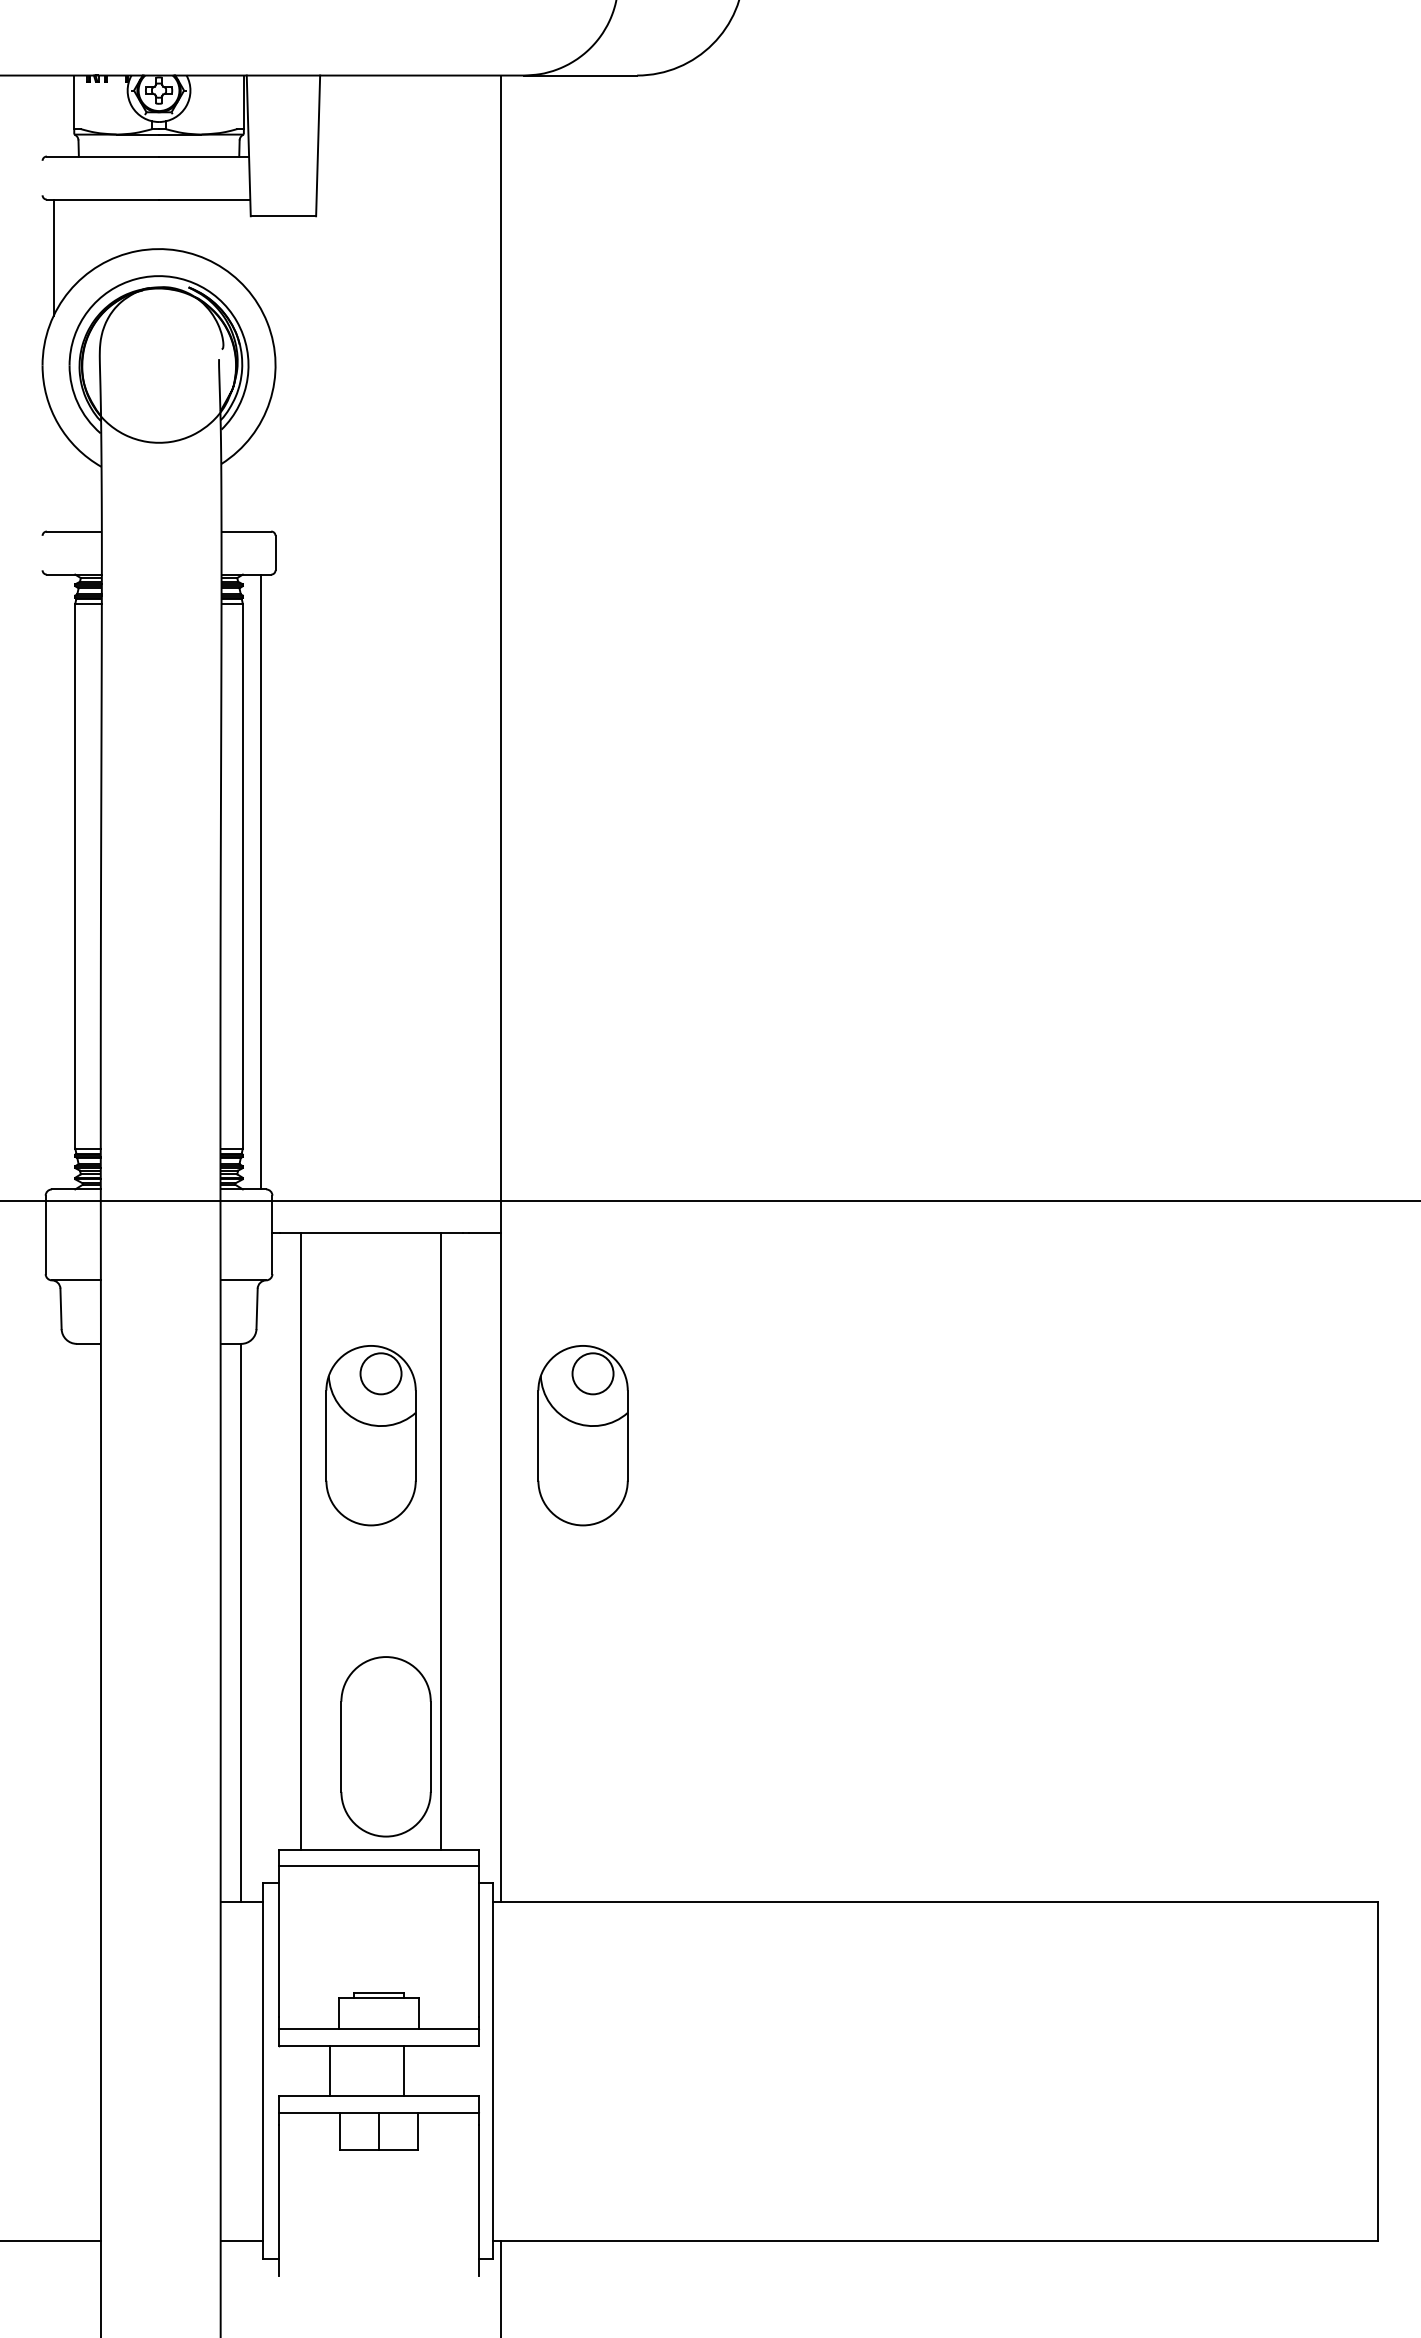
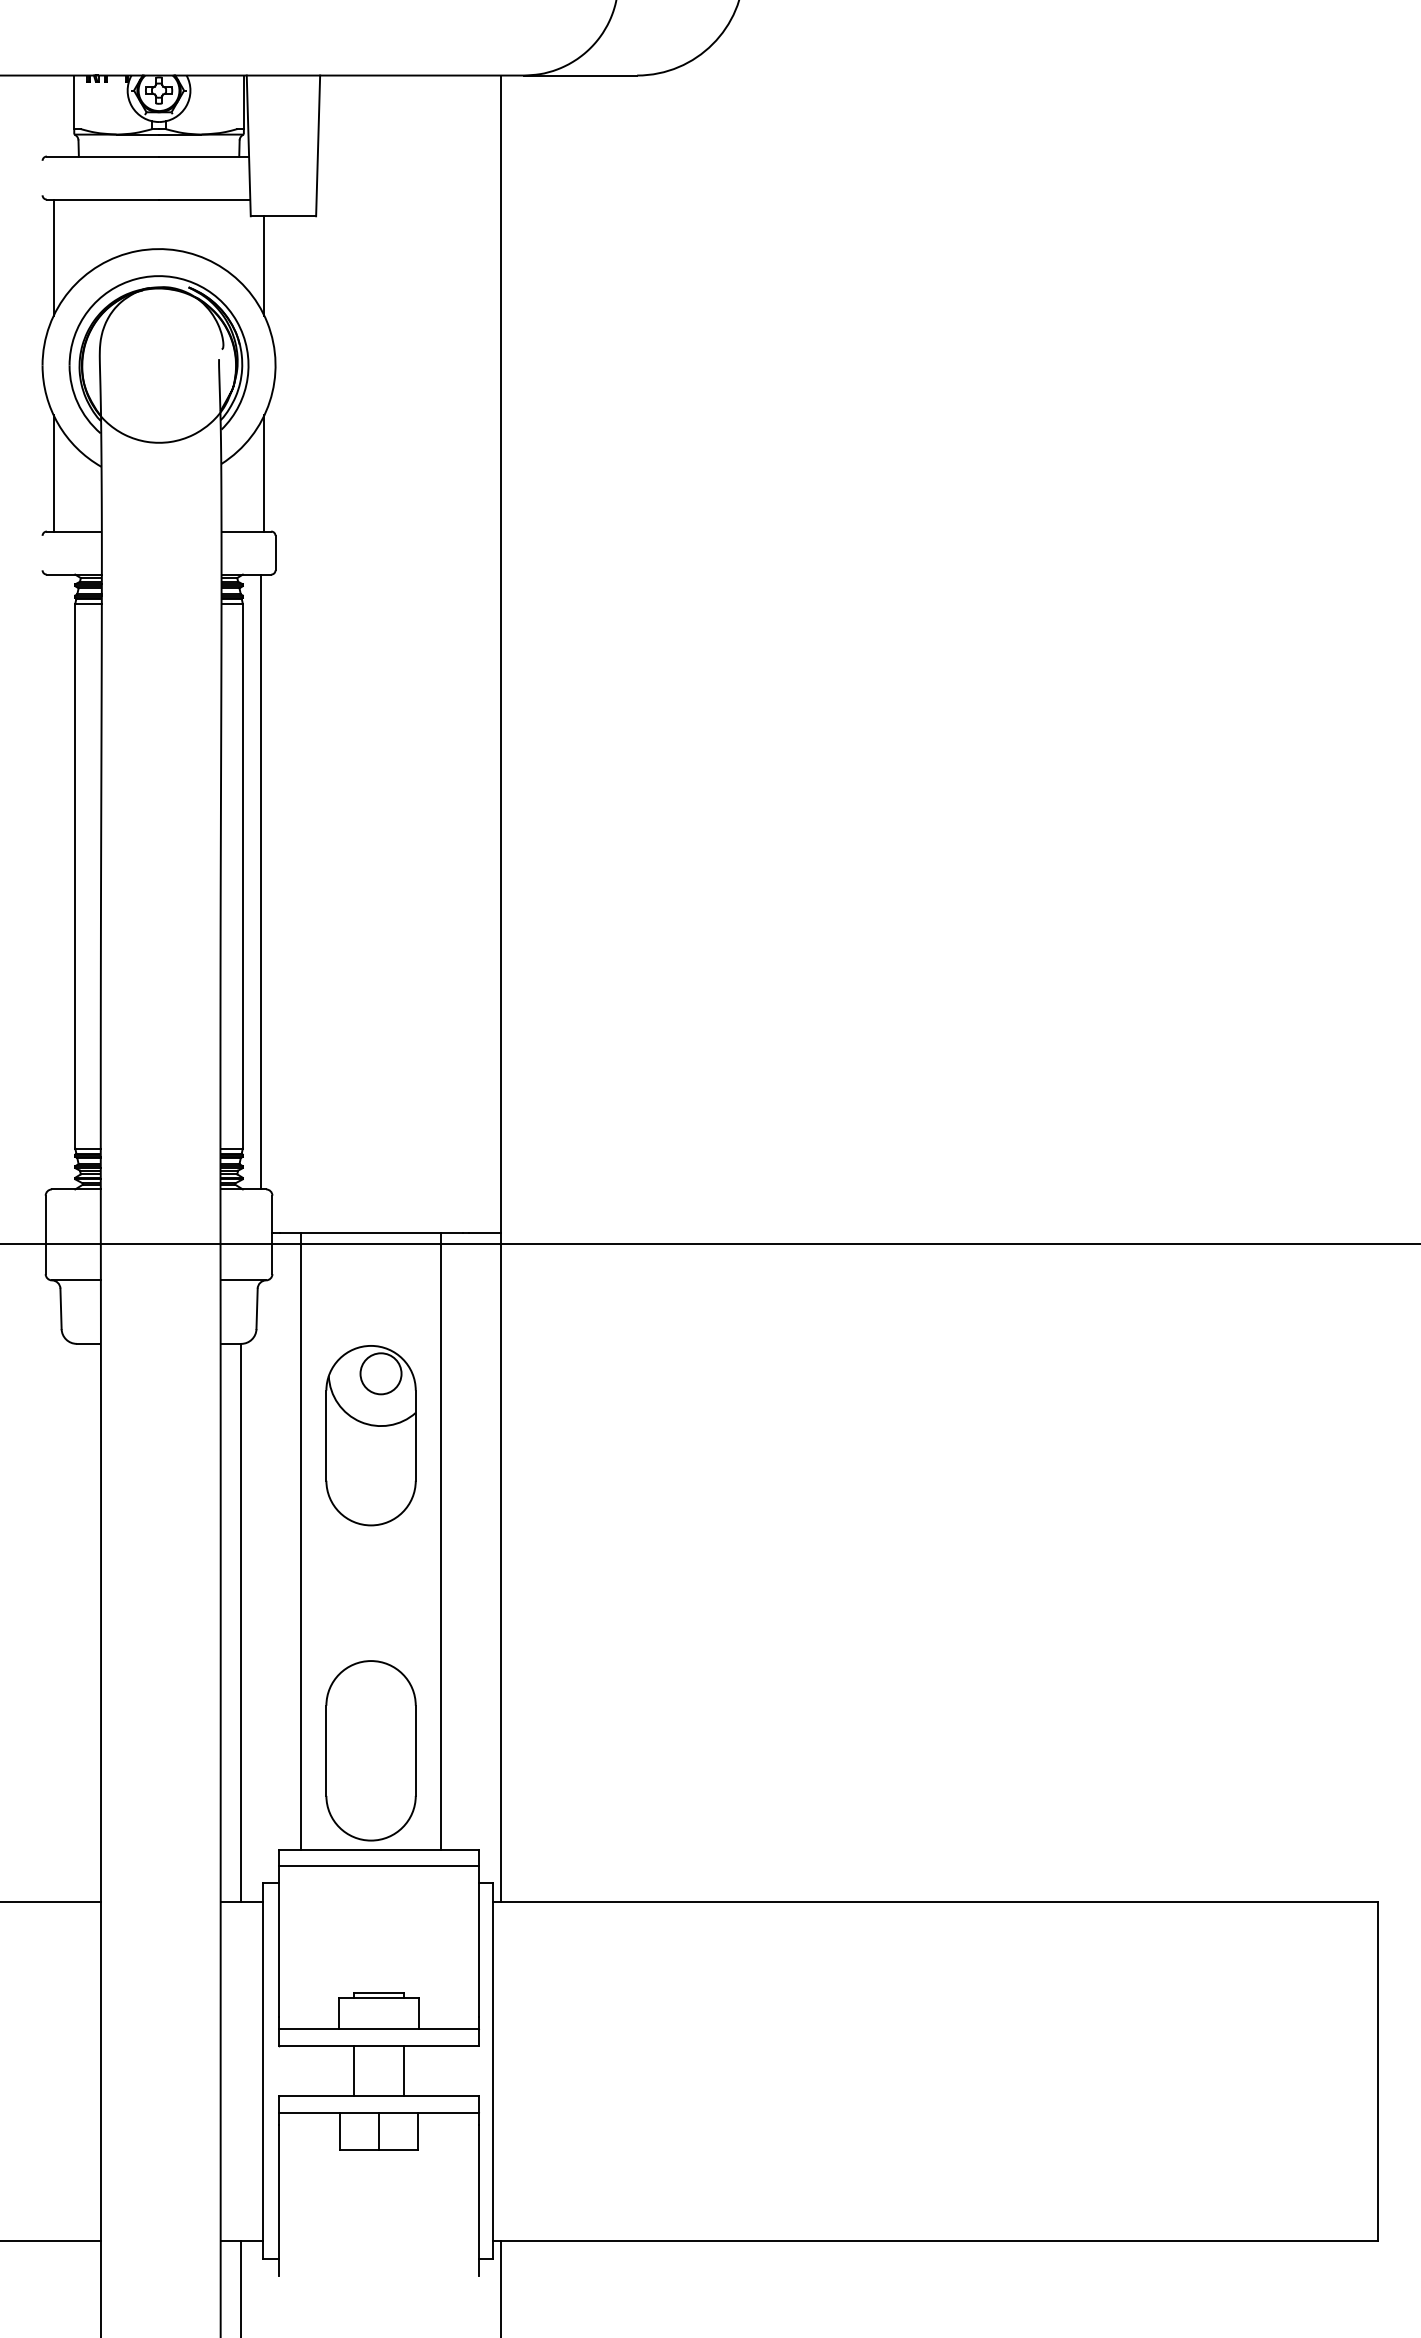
line: none -> present (264, 265)
line: none -> present (53, 473)
line: none -> present (264, 473)
line position: (709, 1201) -> (709, 1244) (709, 1244)
part: present -> none (582, 1435)
part position: (385, 1746) -> (370, 1750) (370, 1750)
line: none -> present (51, 1901)
line position: (330, 2071) -> (354, 2071) (354, 2071)
line: none -> present (241, 2287)
